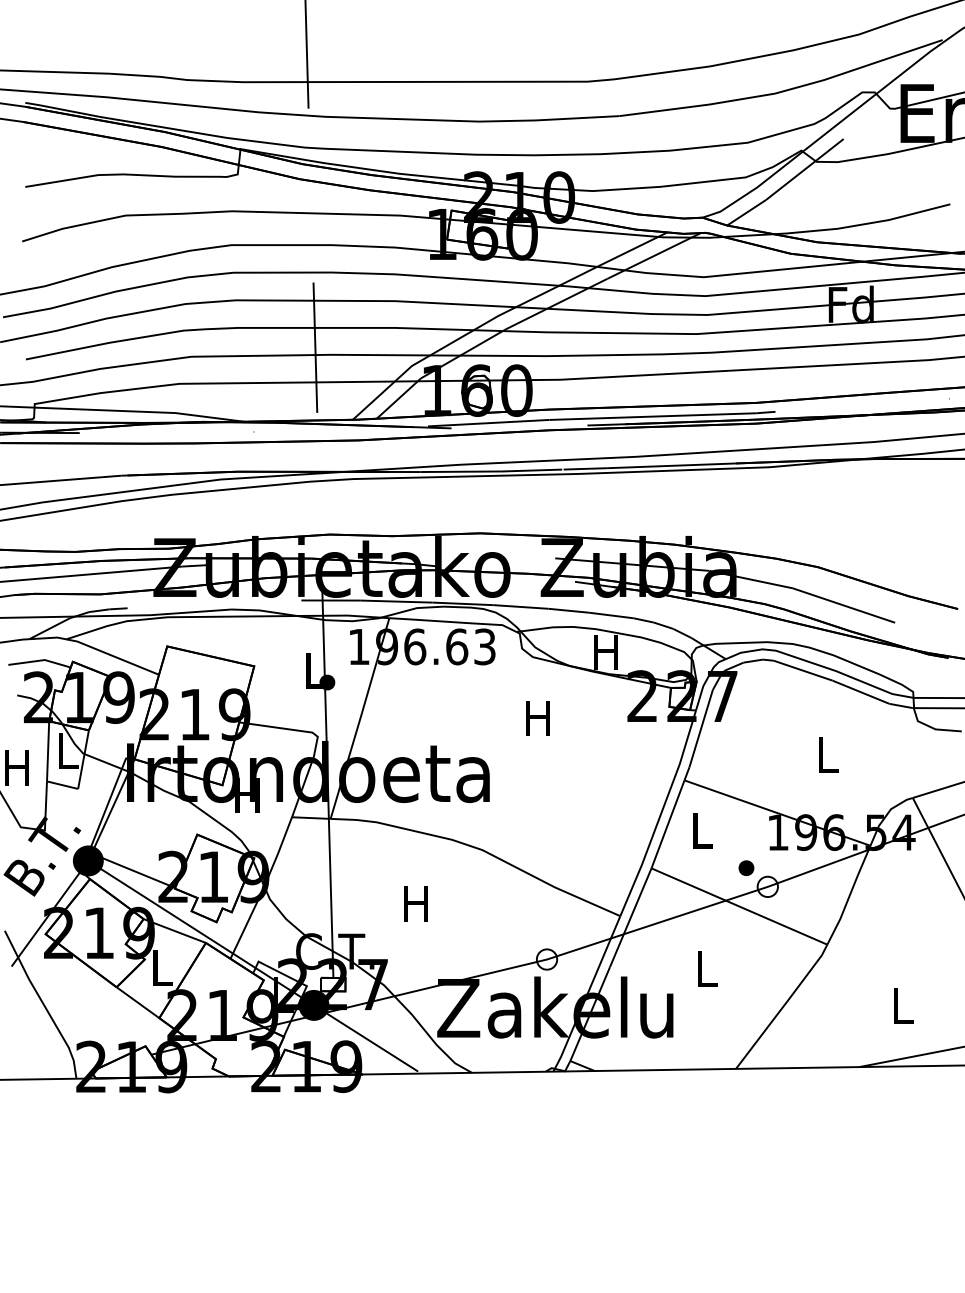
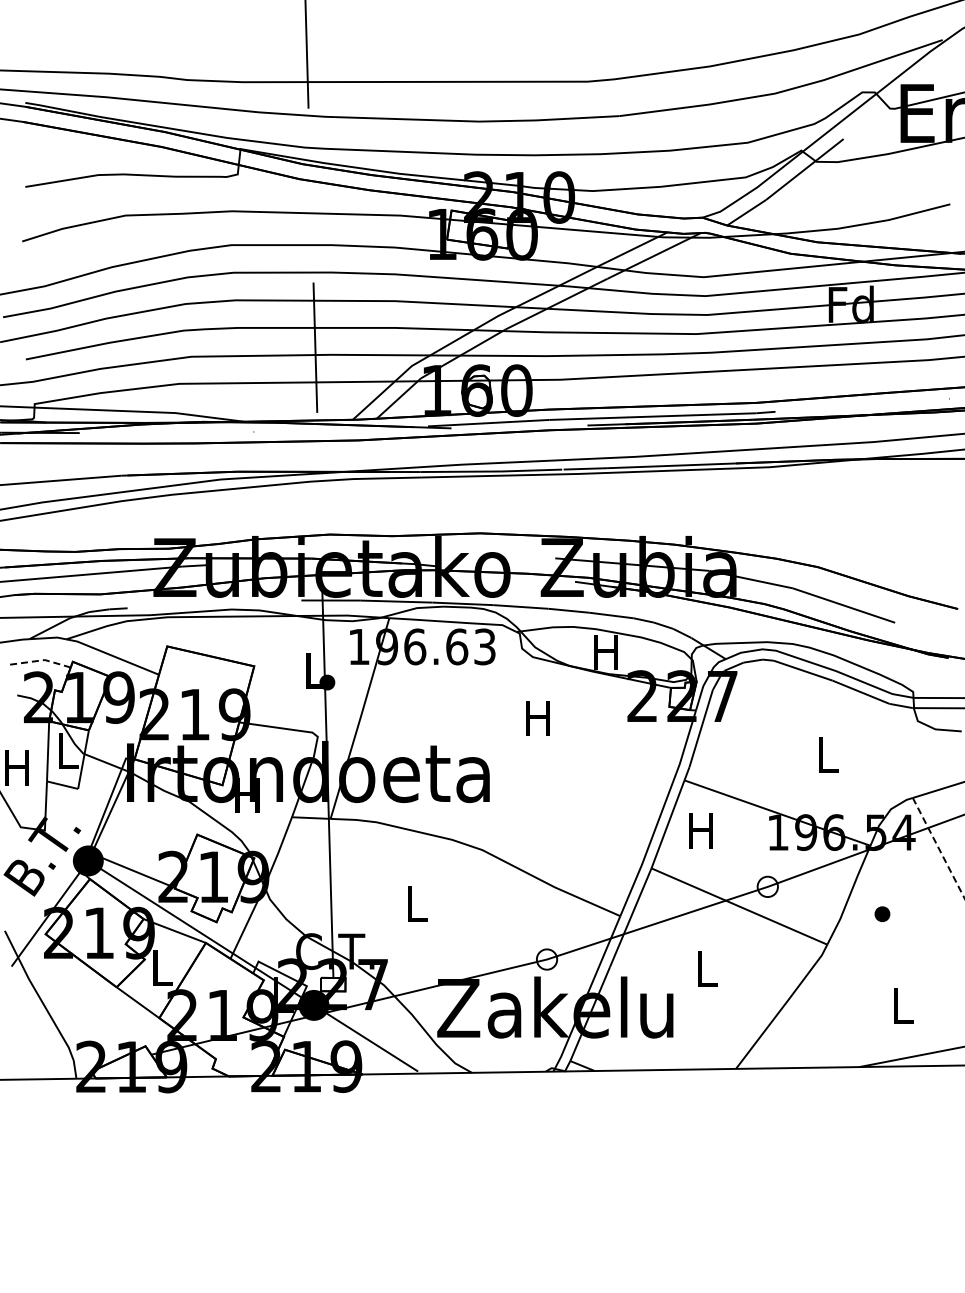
line: solid -> dashed (39, 660)
text: L -> H (700, 830)
line: solid -> dashed (938, 848)
part position: (746, 867) -> (882, 913) (882, 913)
text: H -> L (415, 903)
